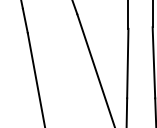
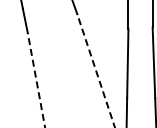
line: solid -> dashed (96, 70)
line: solid -> dashed (36, 80)
